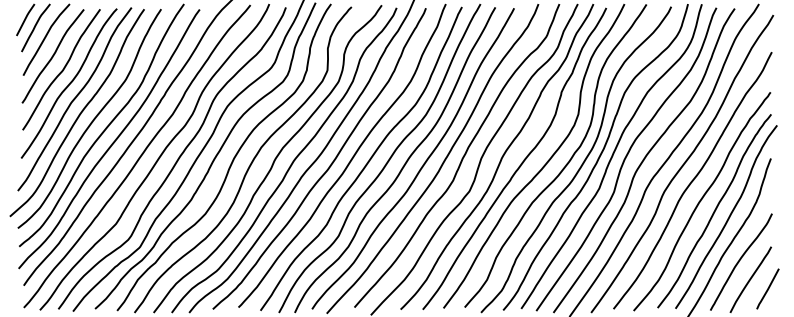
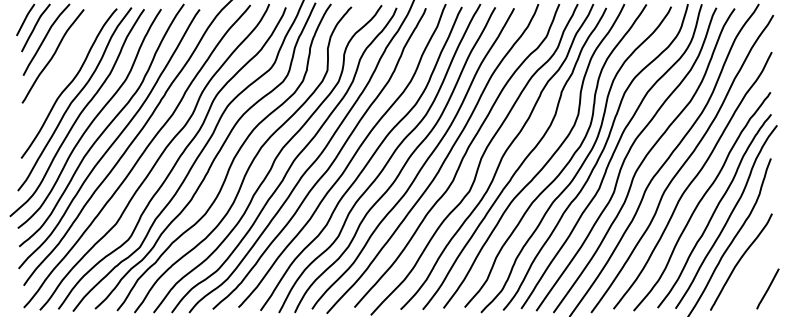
curve: present -> none (62, 69)
curve: present -> none (750, 279)
